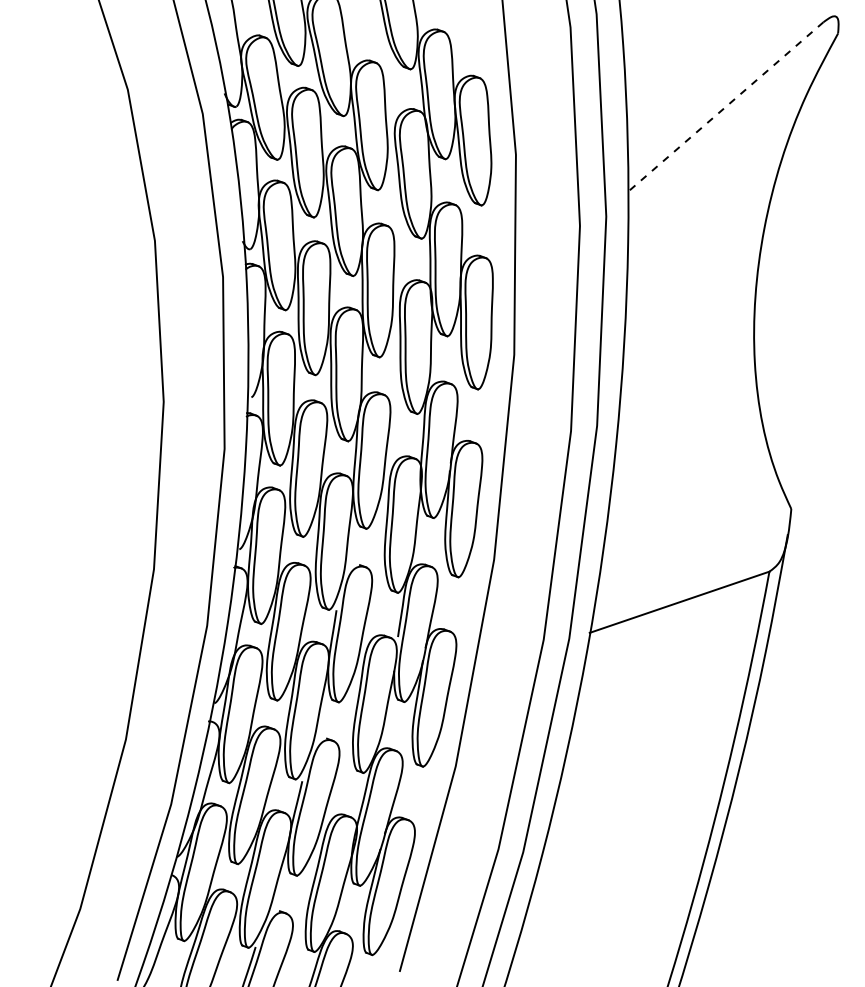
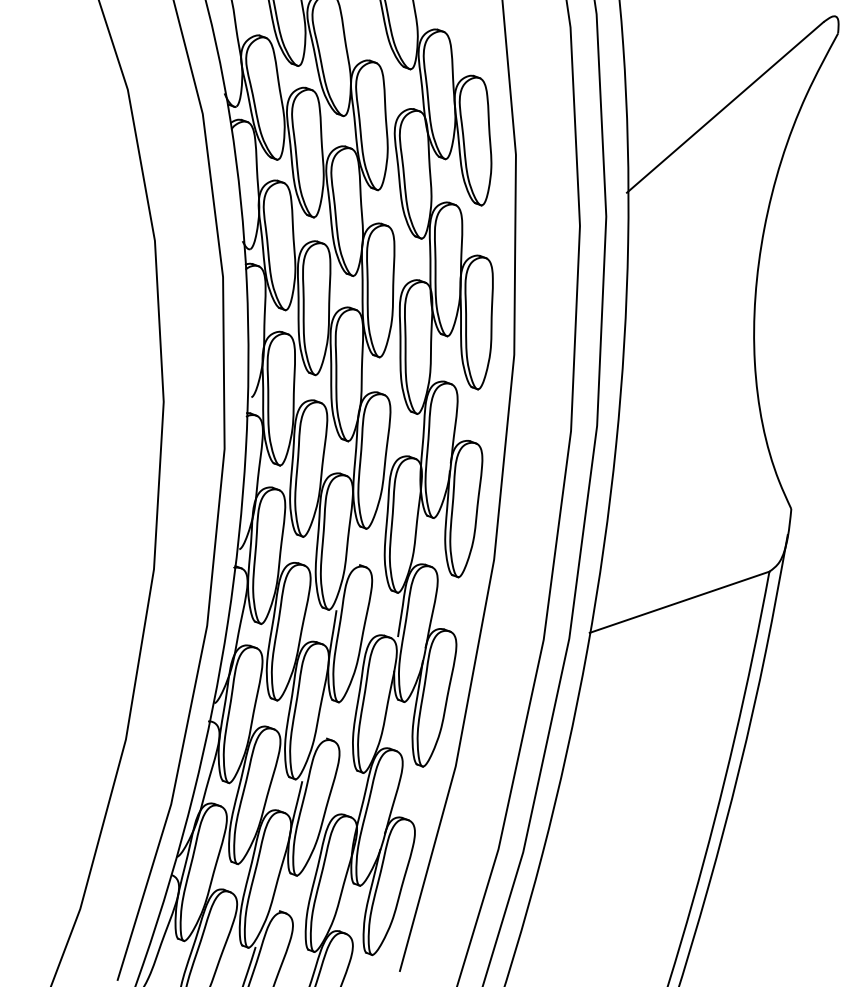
line: dashed -> solid (724, 107)
